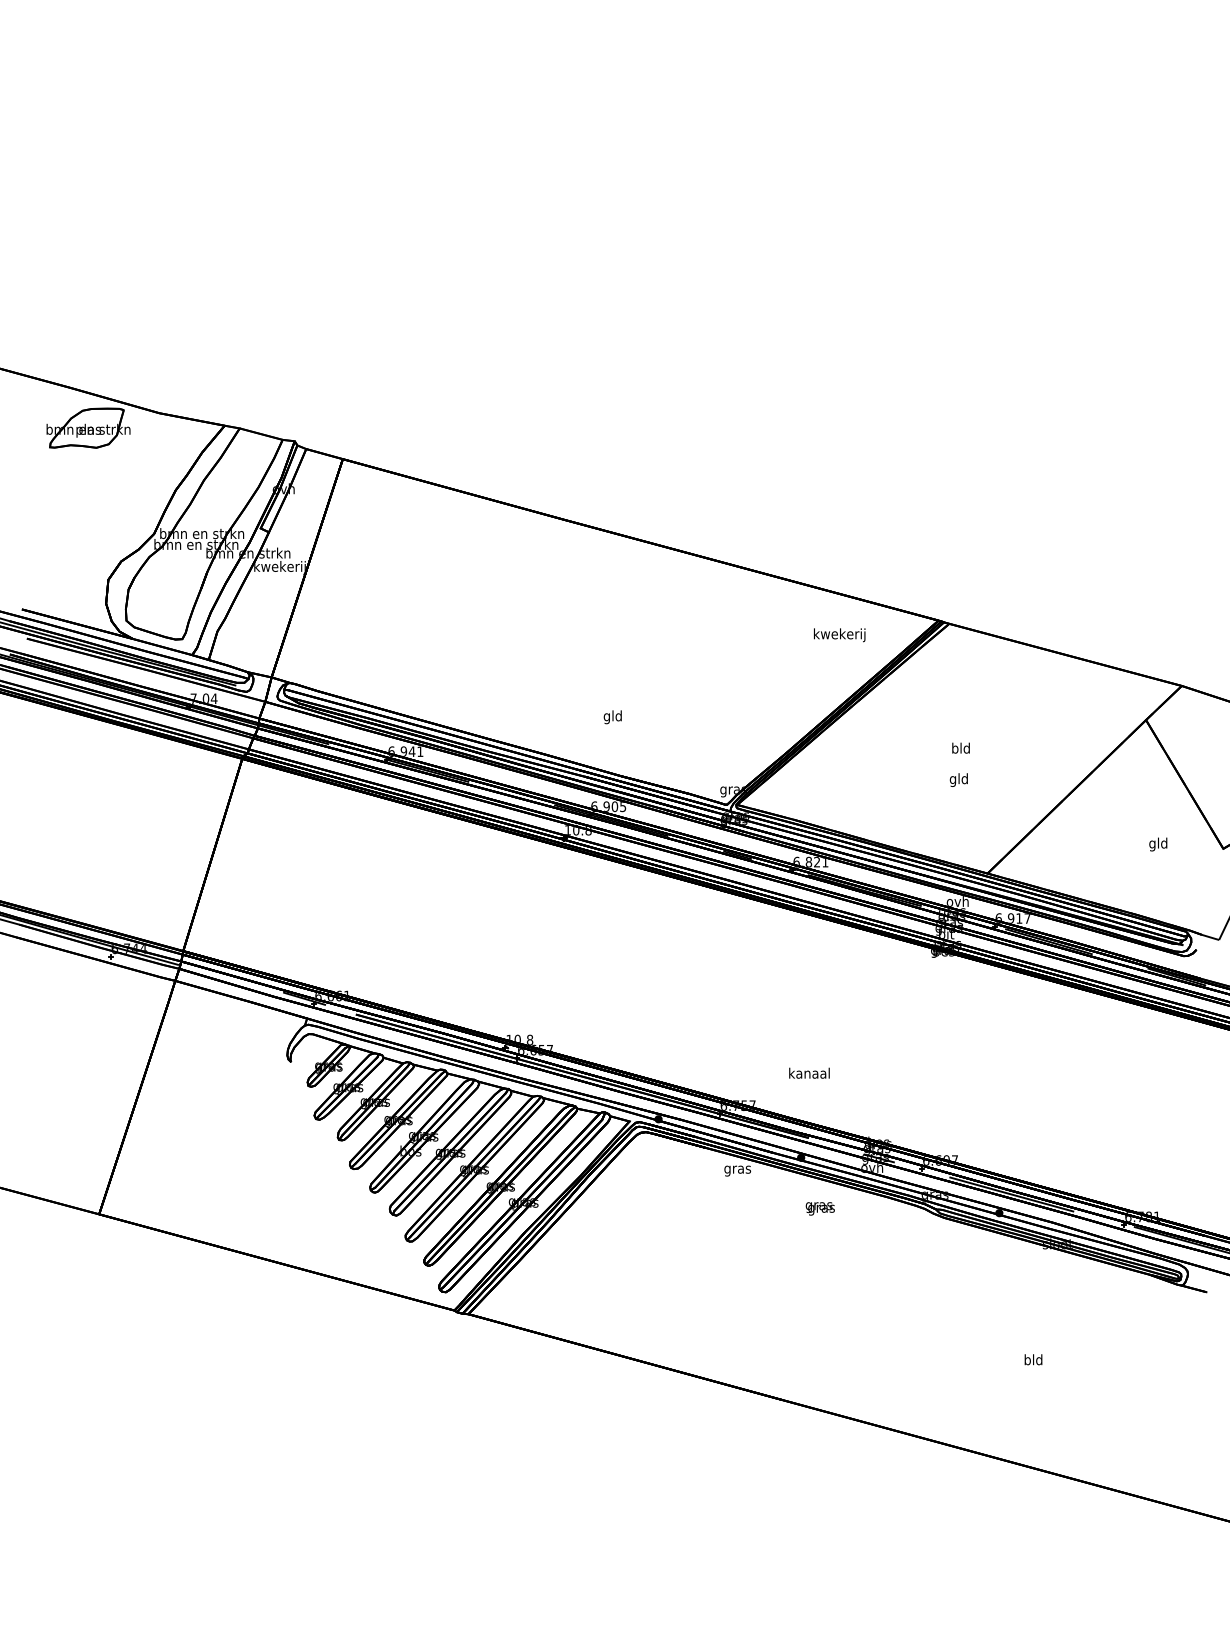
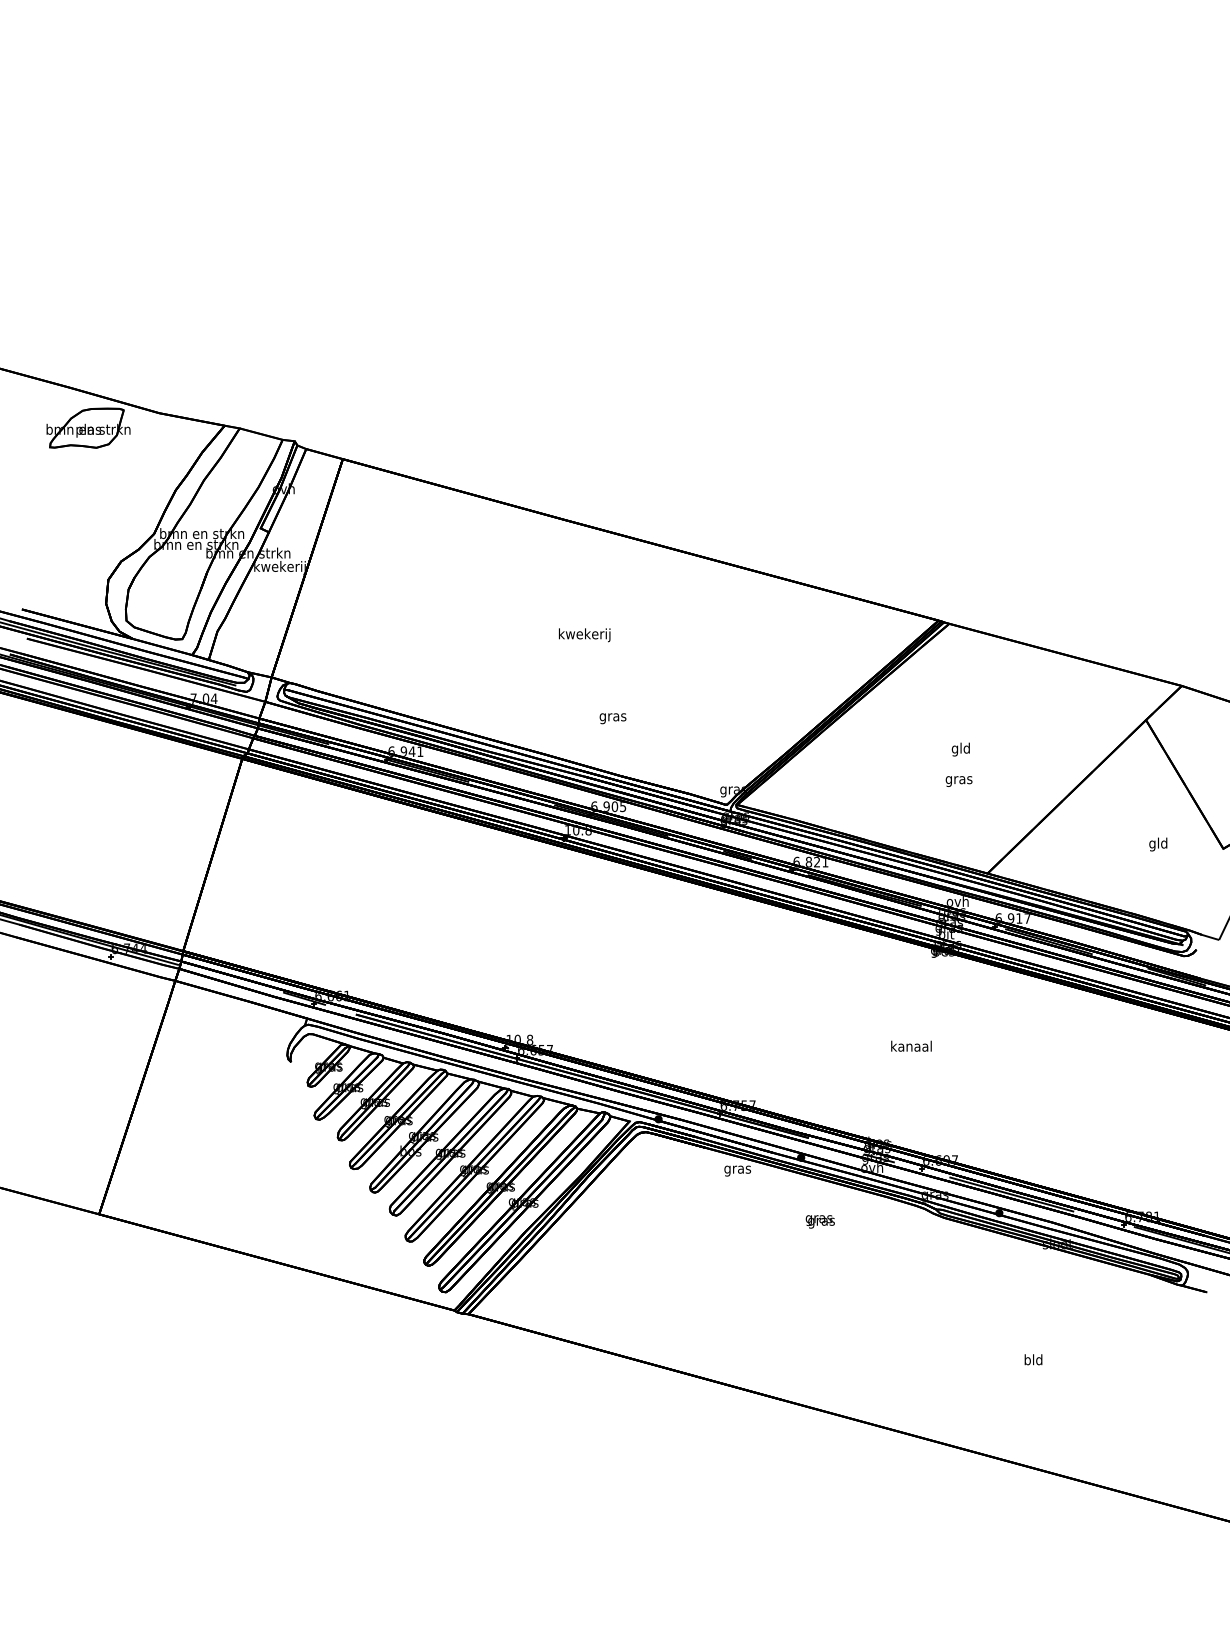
text position: (839, 635) -> (584, 635) (584, 635)
text: gld -> gras (612, 717)
text: bld -> gld (954, 749)
text: gld -> gras (958, 779)
text position: (809, 1072) -> (911, 1045) (911, 1045)
text position: (819, 1208) -> (819, 1221) (819, 1221)
